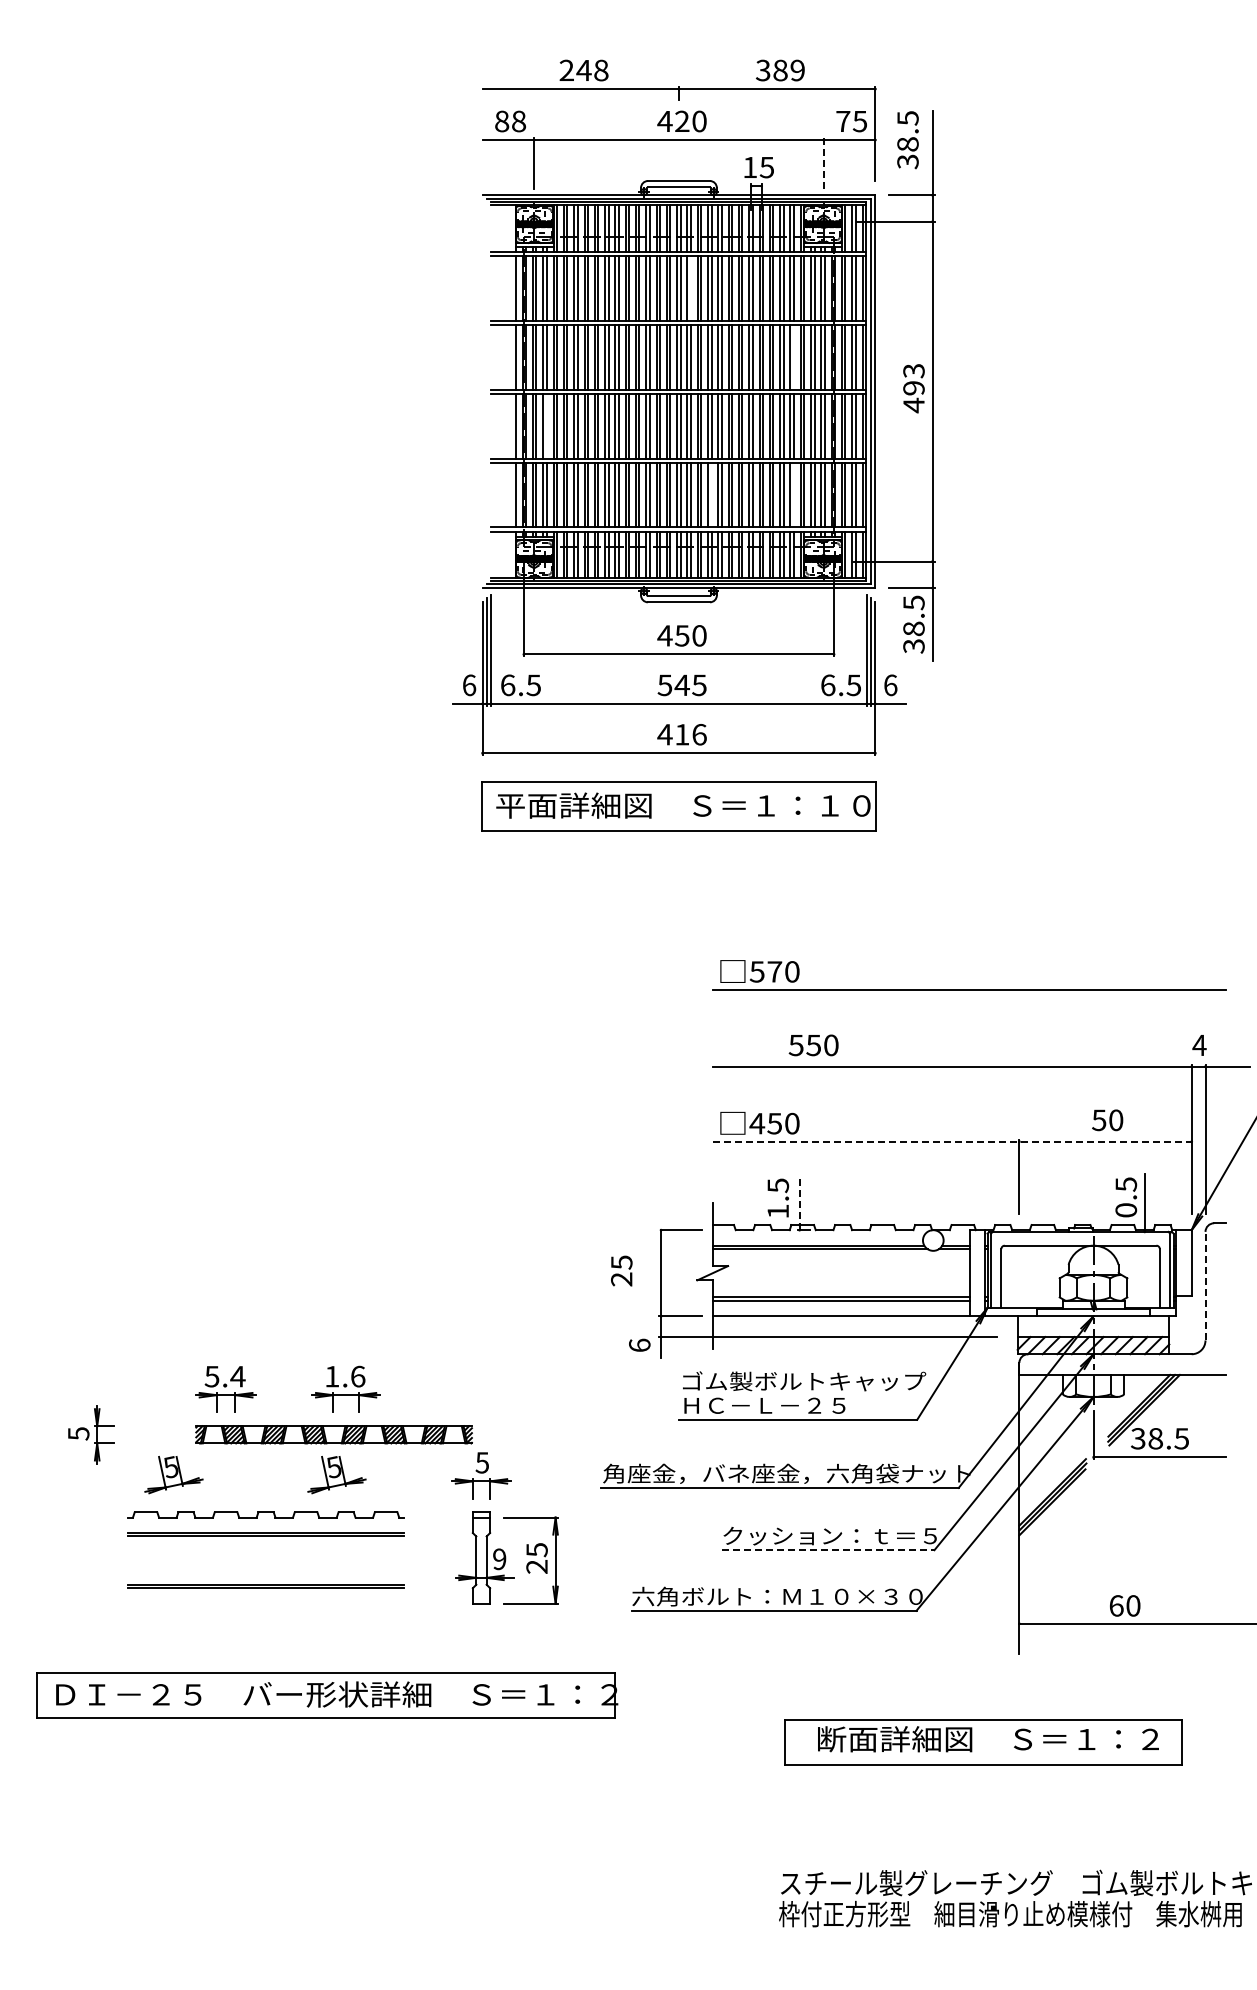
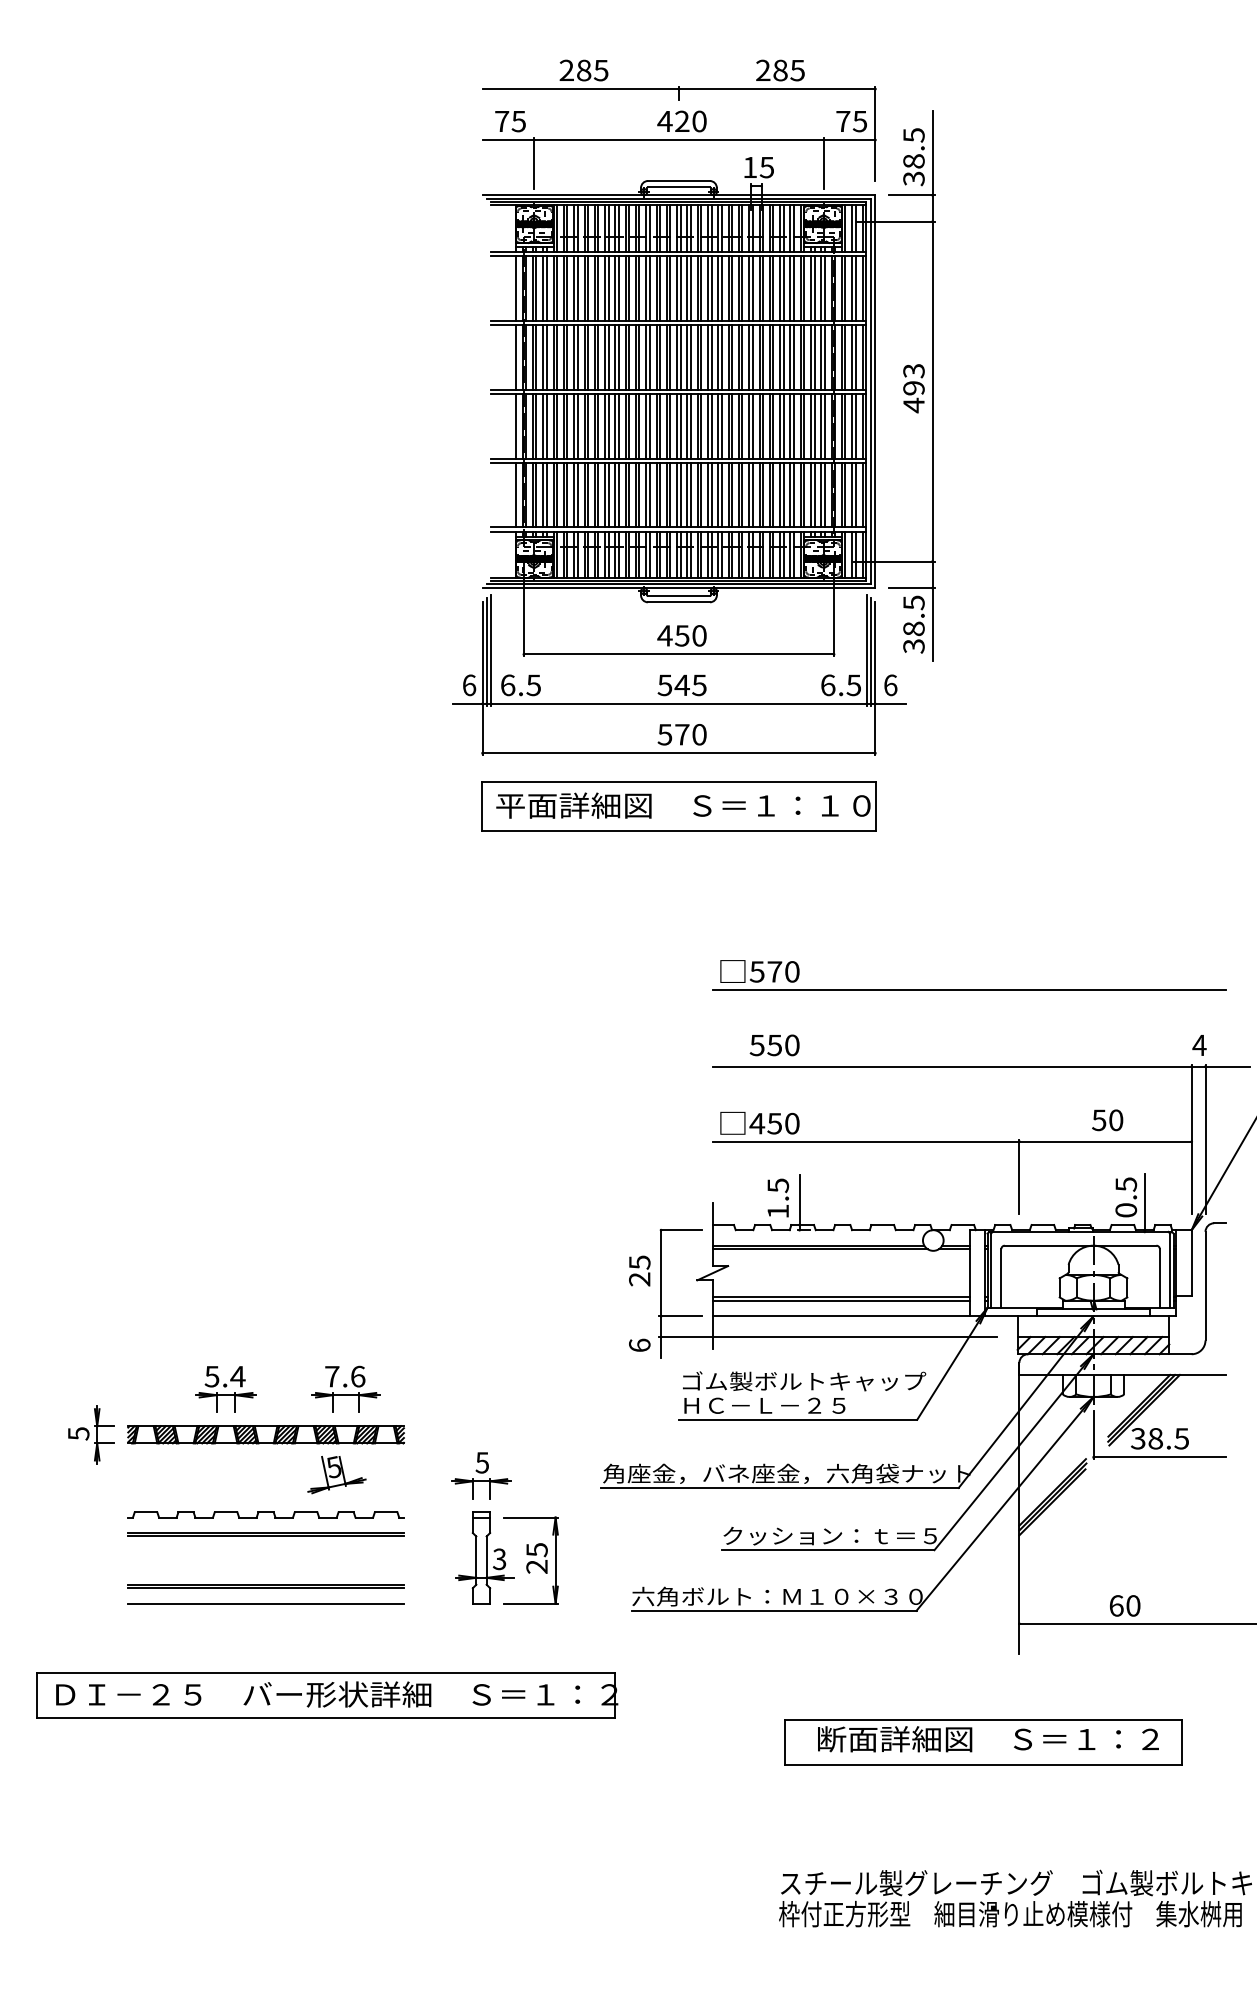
text: 248 -> 285 (592, 70)
text: 389 -> 285 (779, 70)
text: 88 -> 75 (510, 121)
text position: (907, 140) -> (913, 157) (913, 157)
line: dashed -> solid (823, 163)
line: none -> present (690, 287)
line: none -> present (793, 356)
line: none -> present (546, 425)
line: none -> present (711, 494)
line: none -> present (793, 494)
text: 416 -> 570 (681, 734)
text position: (813, 1045) -> (774, 1045) (774, 1045)
line: dashed -> solid (952, 1141)
line: dashed -> solid (799, 1202)
text position: (621, 1270) -> (639, 1270) (639, 1270)
line: dashed -> solid (1205, 1285)
text: 1.6 -> 7.6 (332, 1376)
part position: (333, 1434) -> (265, 1434) (265, 1434)
part: present -> none (173, 1475)
line: dashed -> solid (828, 1550)
text: 9 -> 3 (499, 1559)
line: none -> present (265, 1603)
